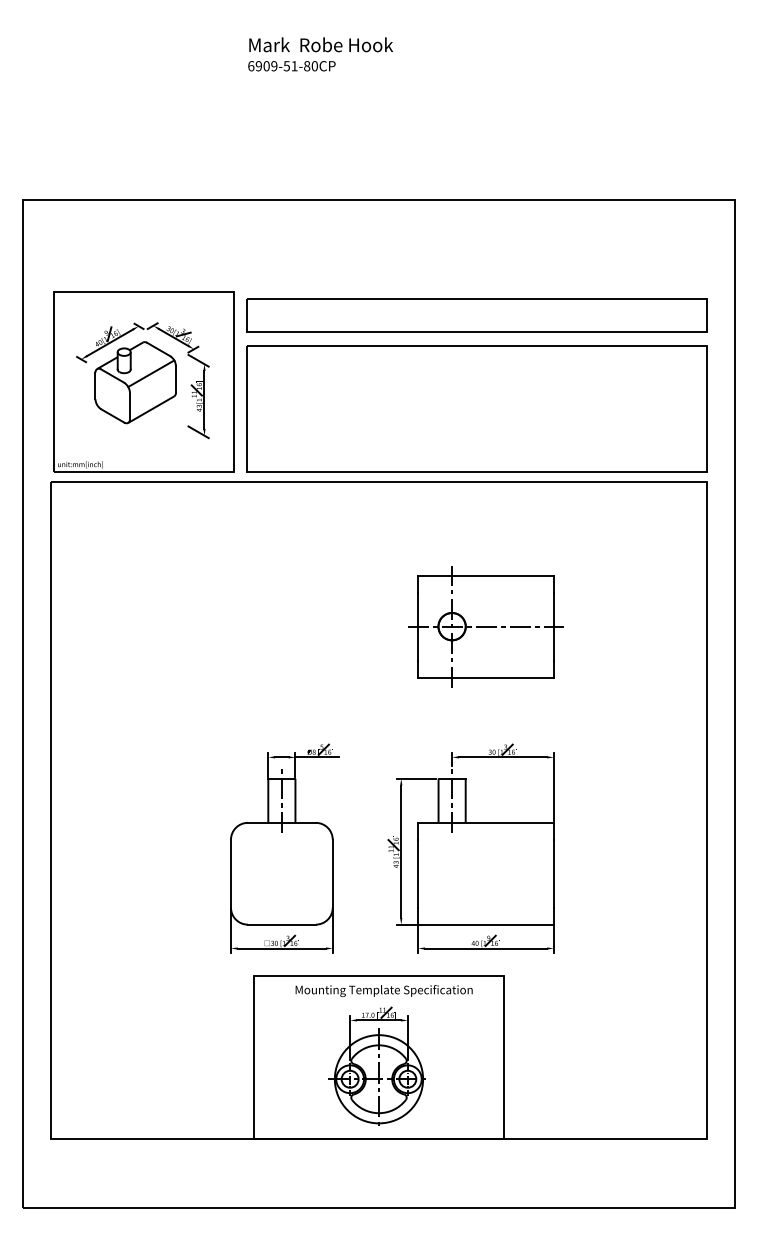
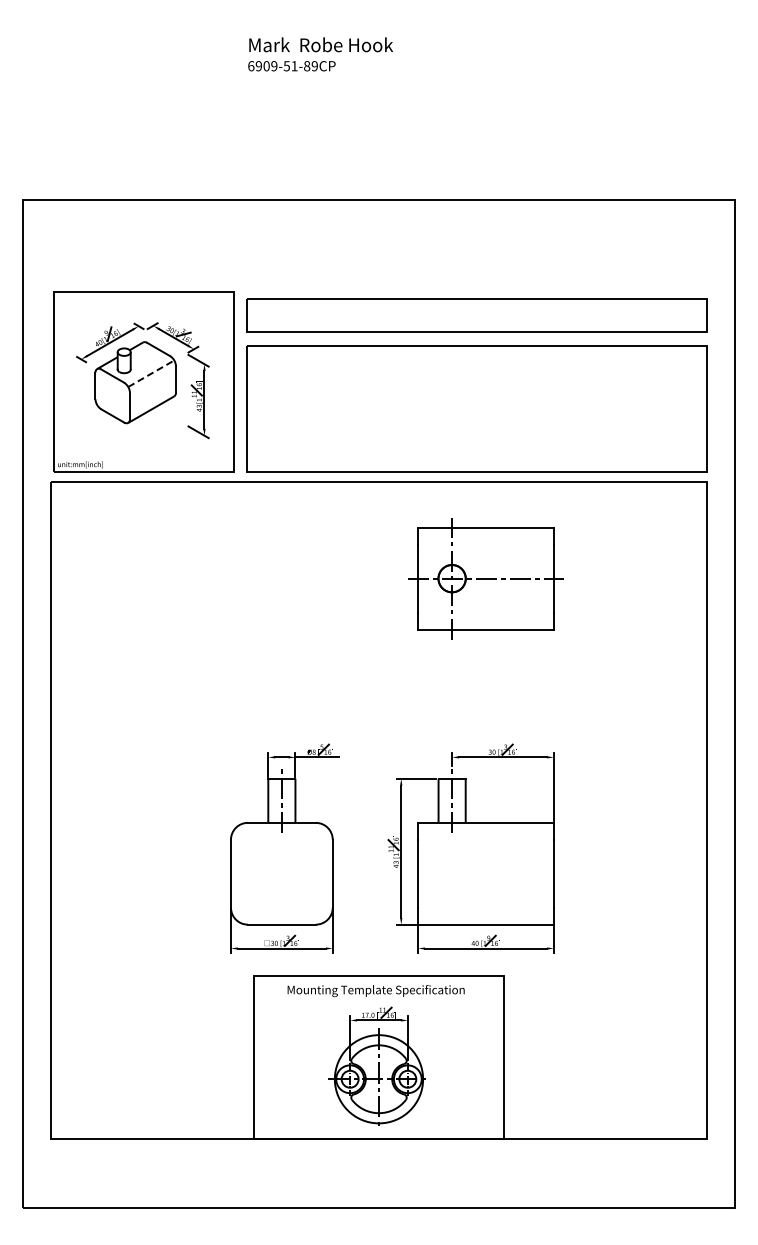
text: 6909-51-80CP -> 6909-51-89CP (314, 66)
line: solid -> dashed (151, 373)
part position: (485, 626) -> (485, 578) (485, 578)
text position: (383, 991) -> (375, 991) (375, 991)
